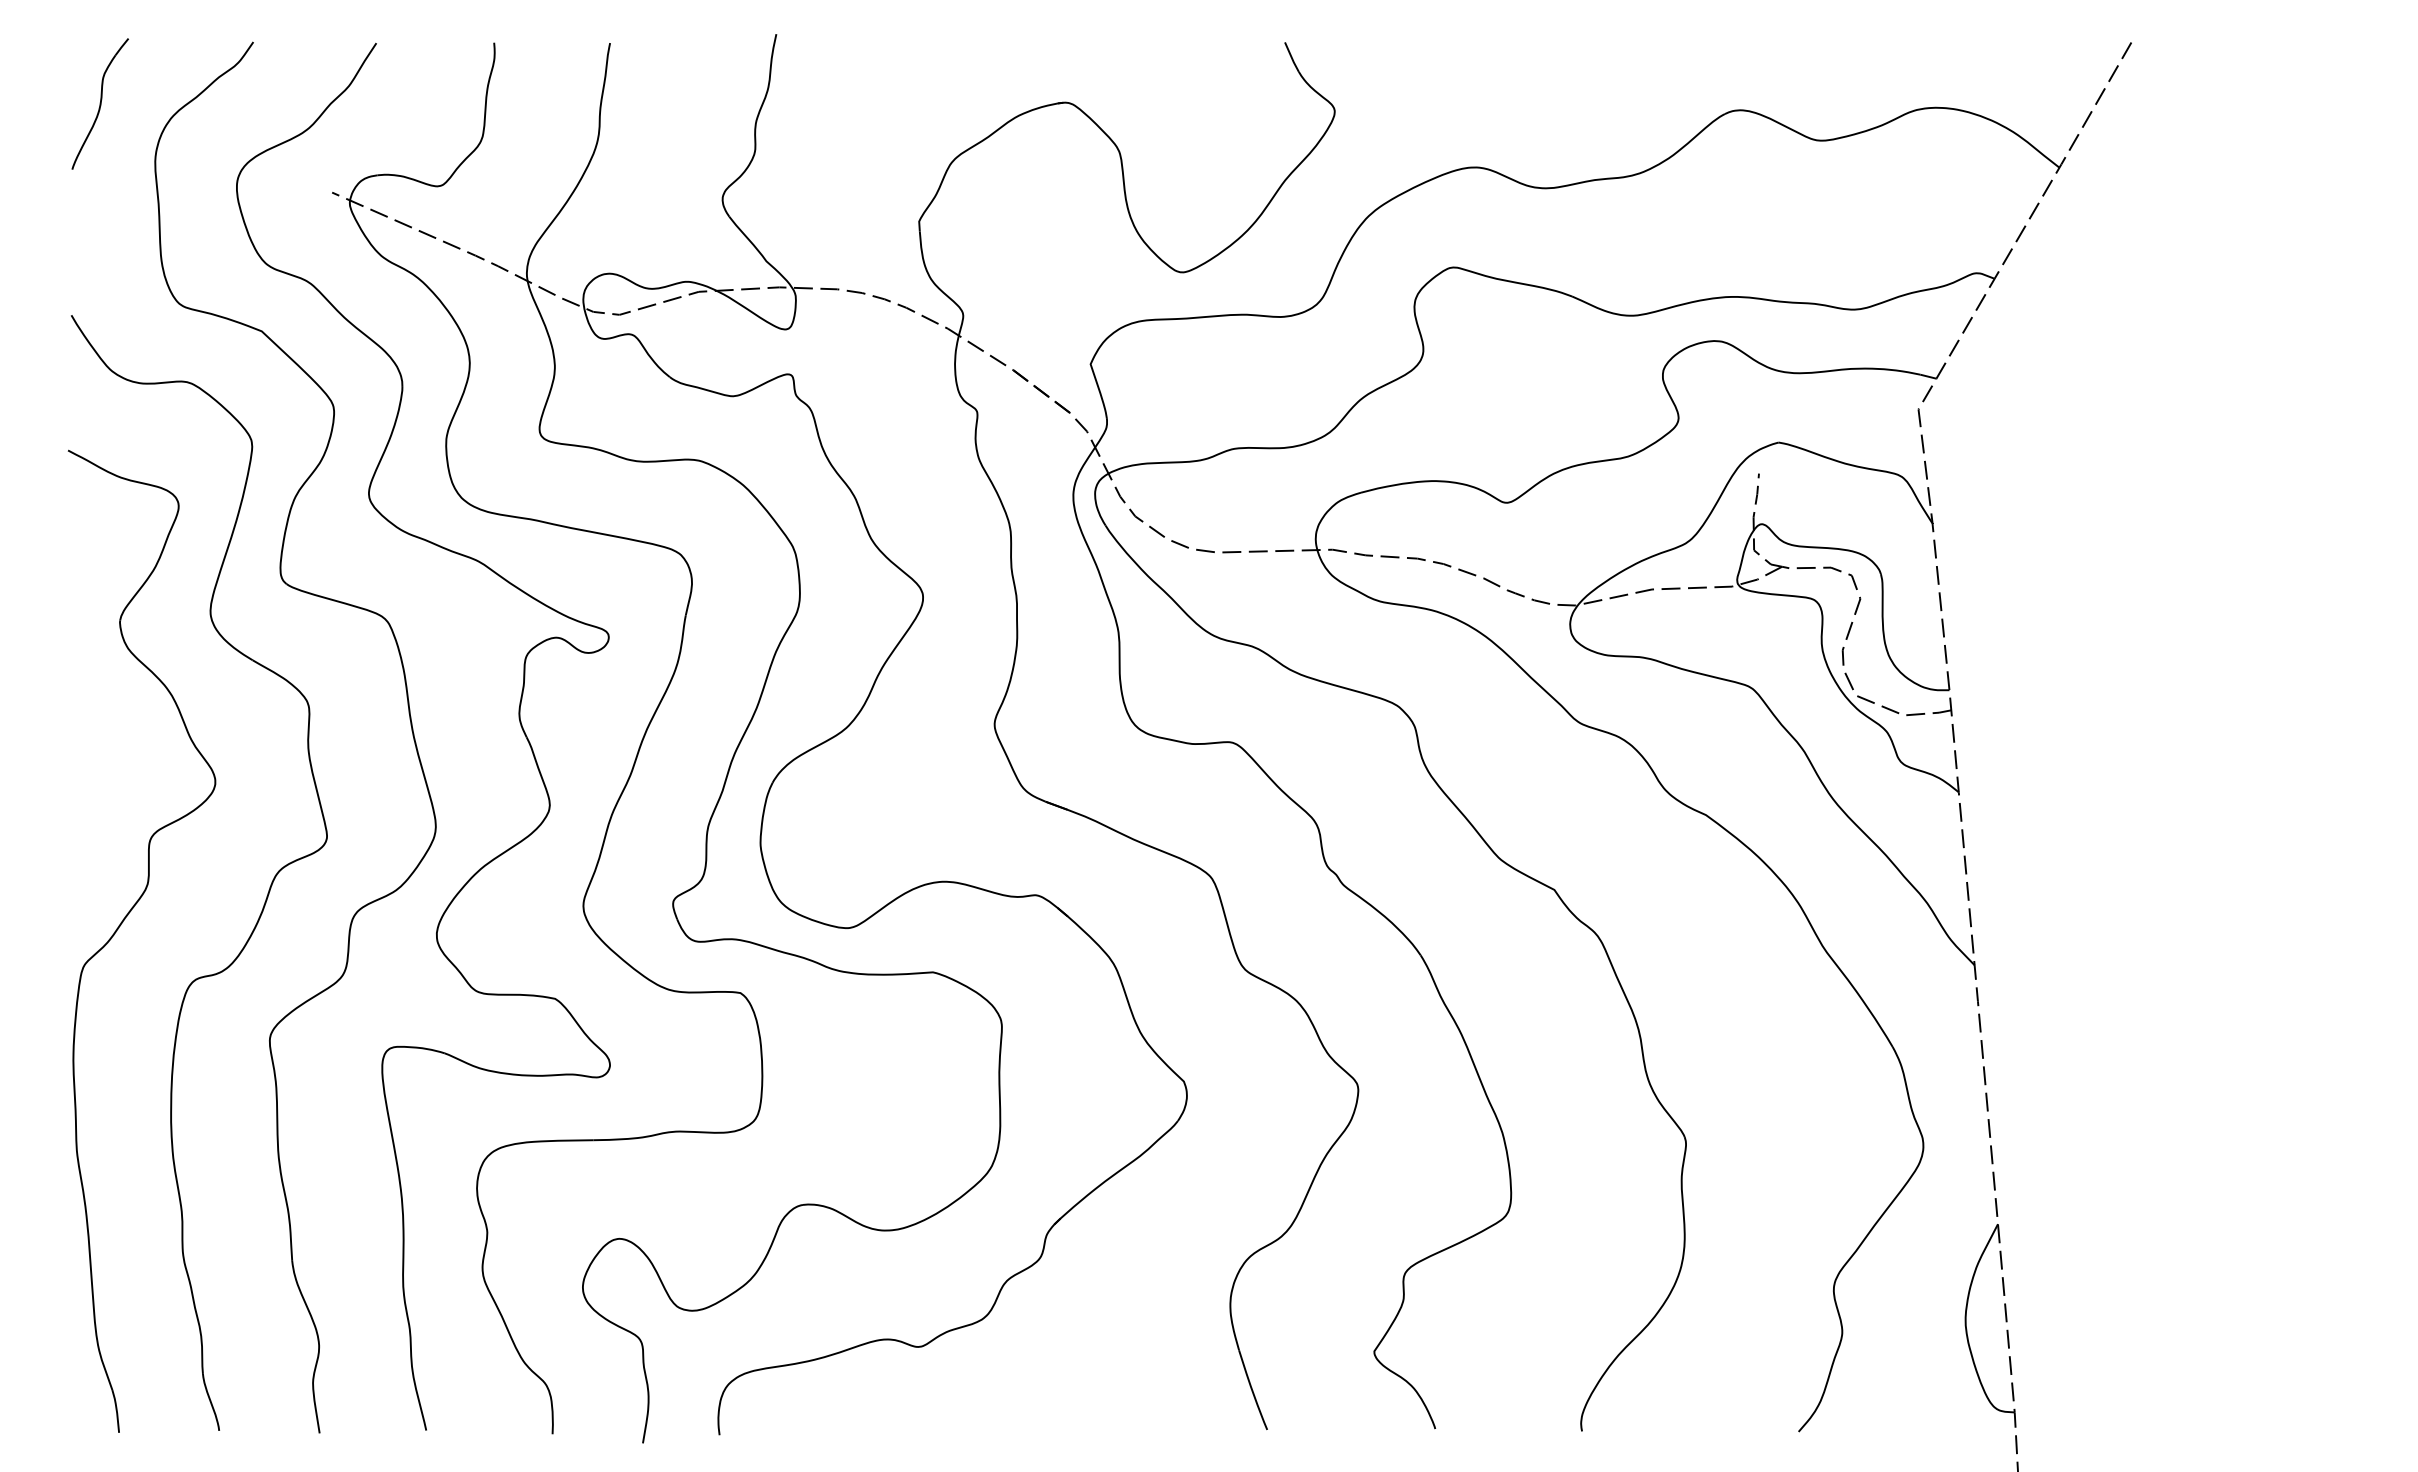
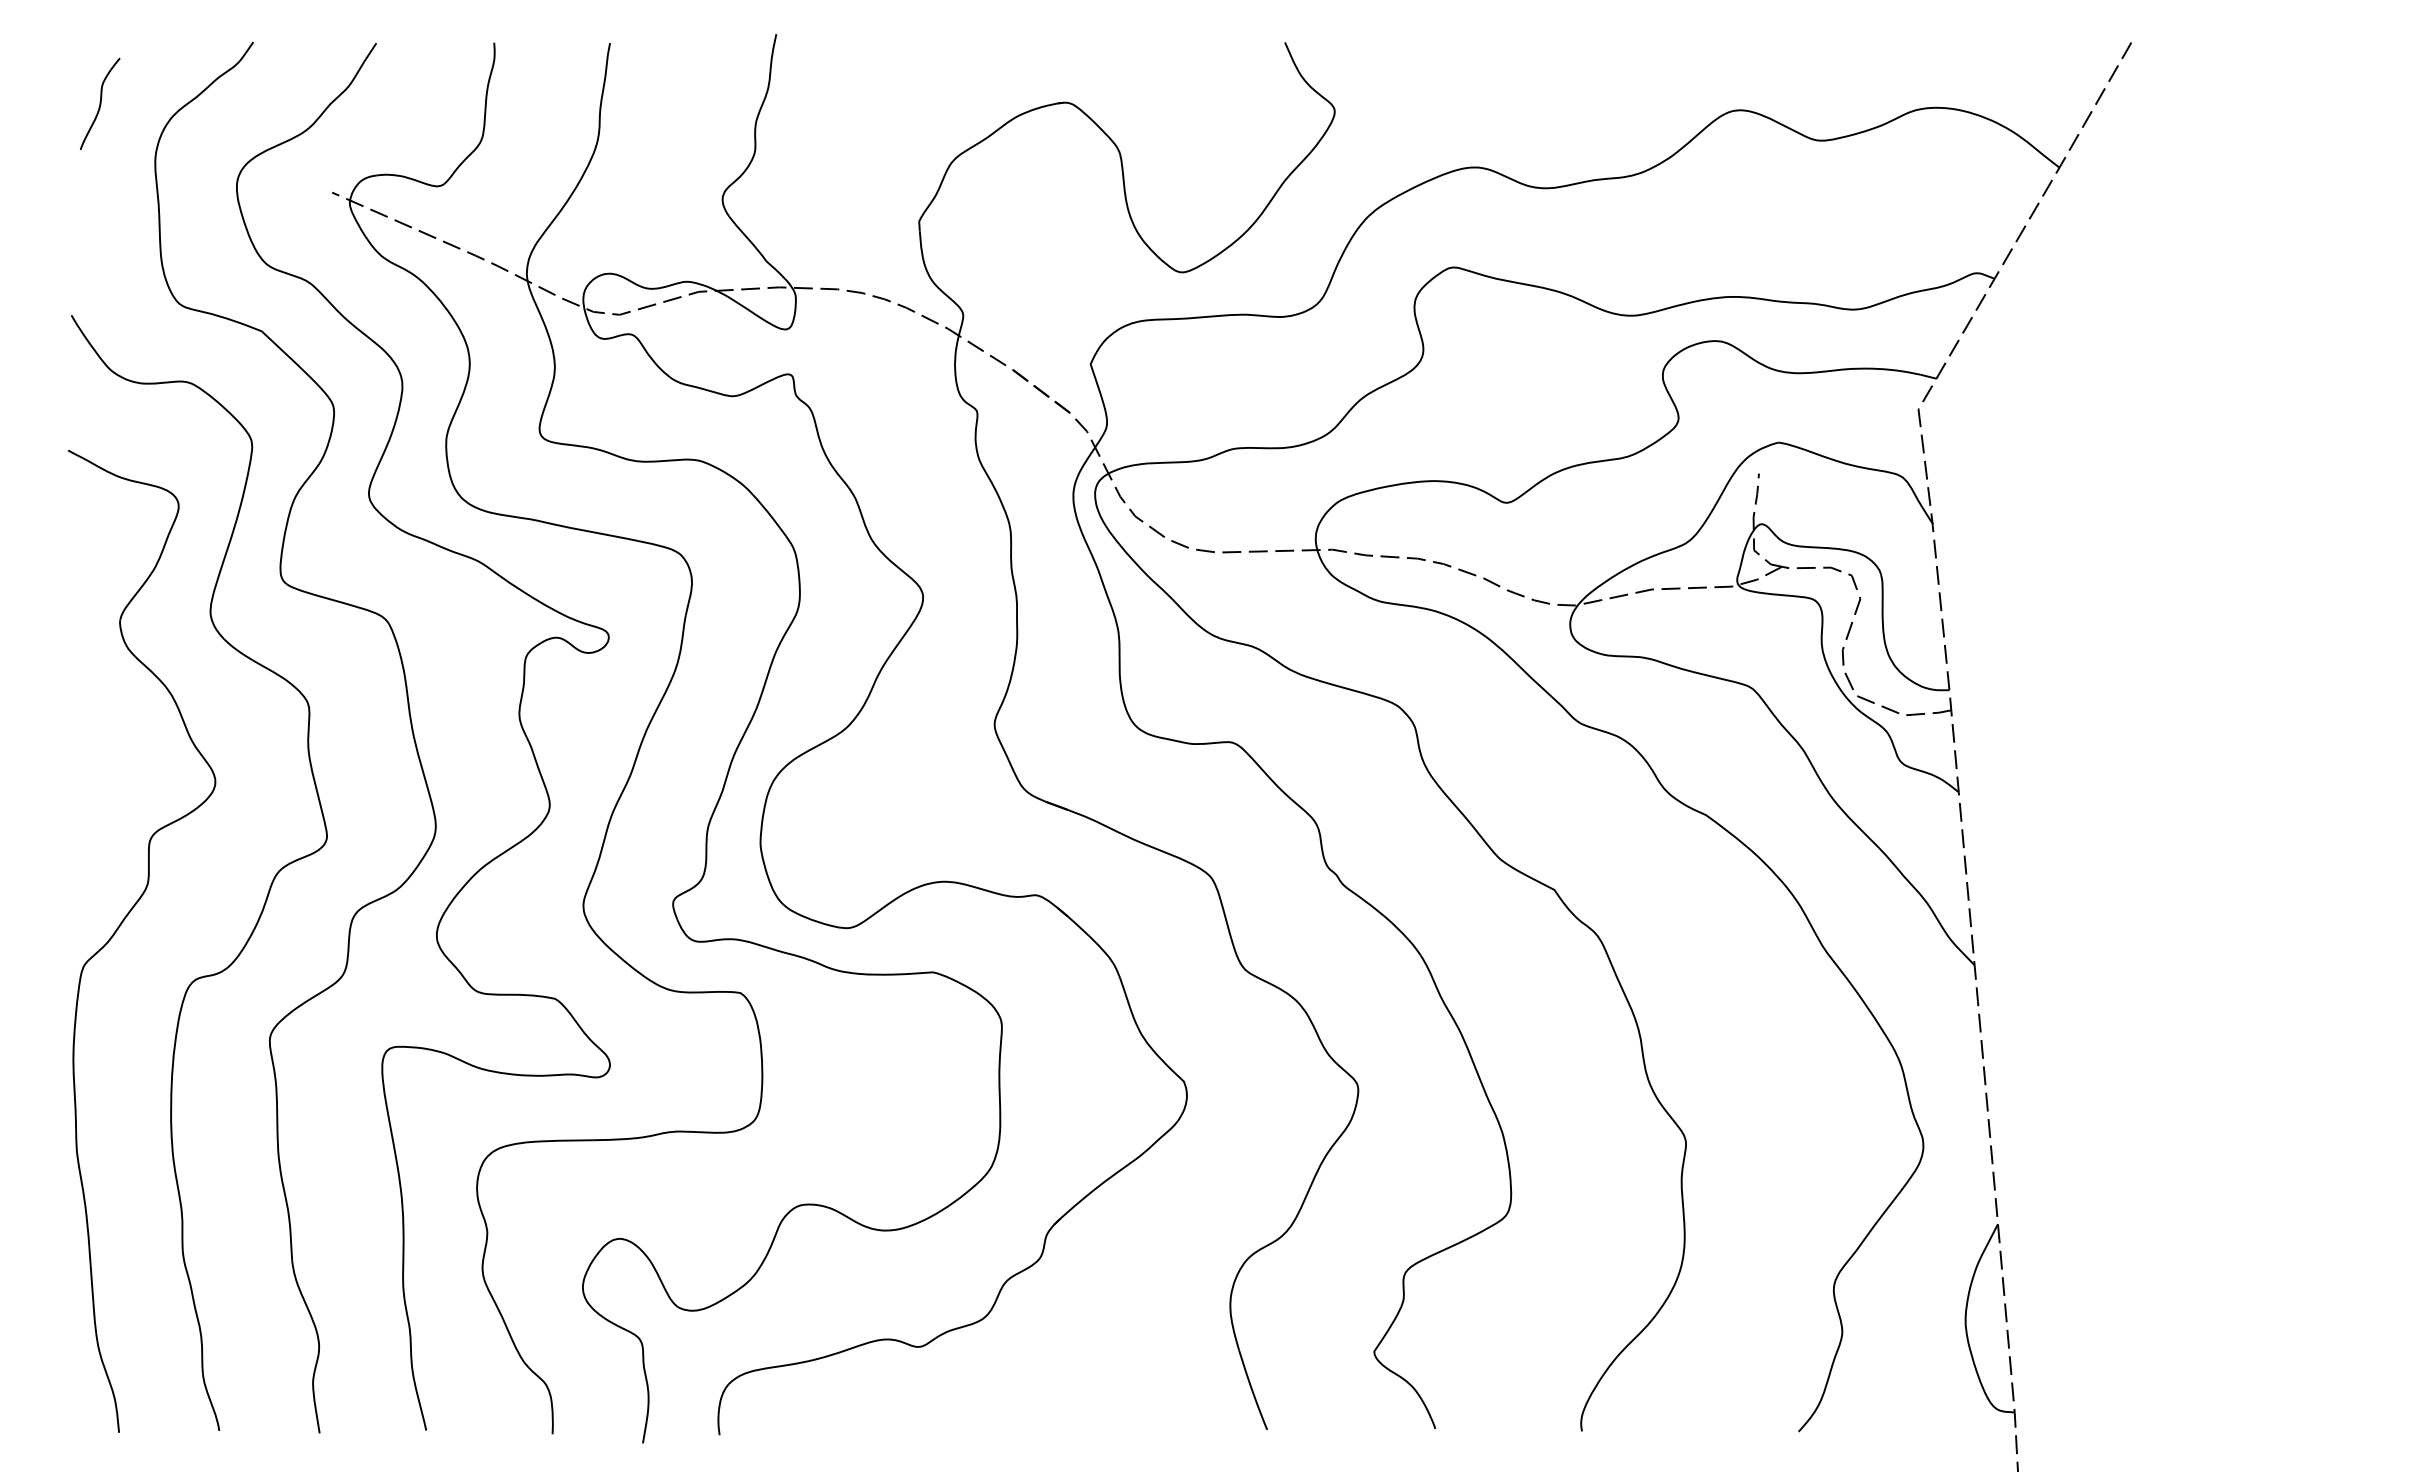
part size: 58x132 px -> 42x93 px (99, 103)
